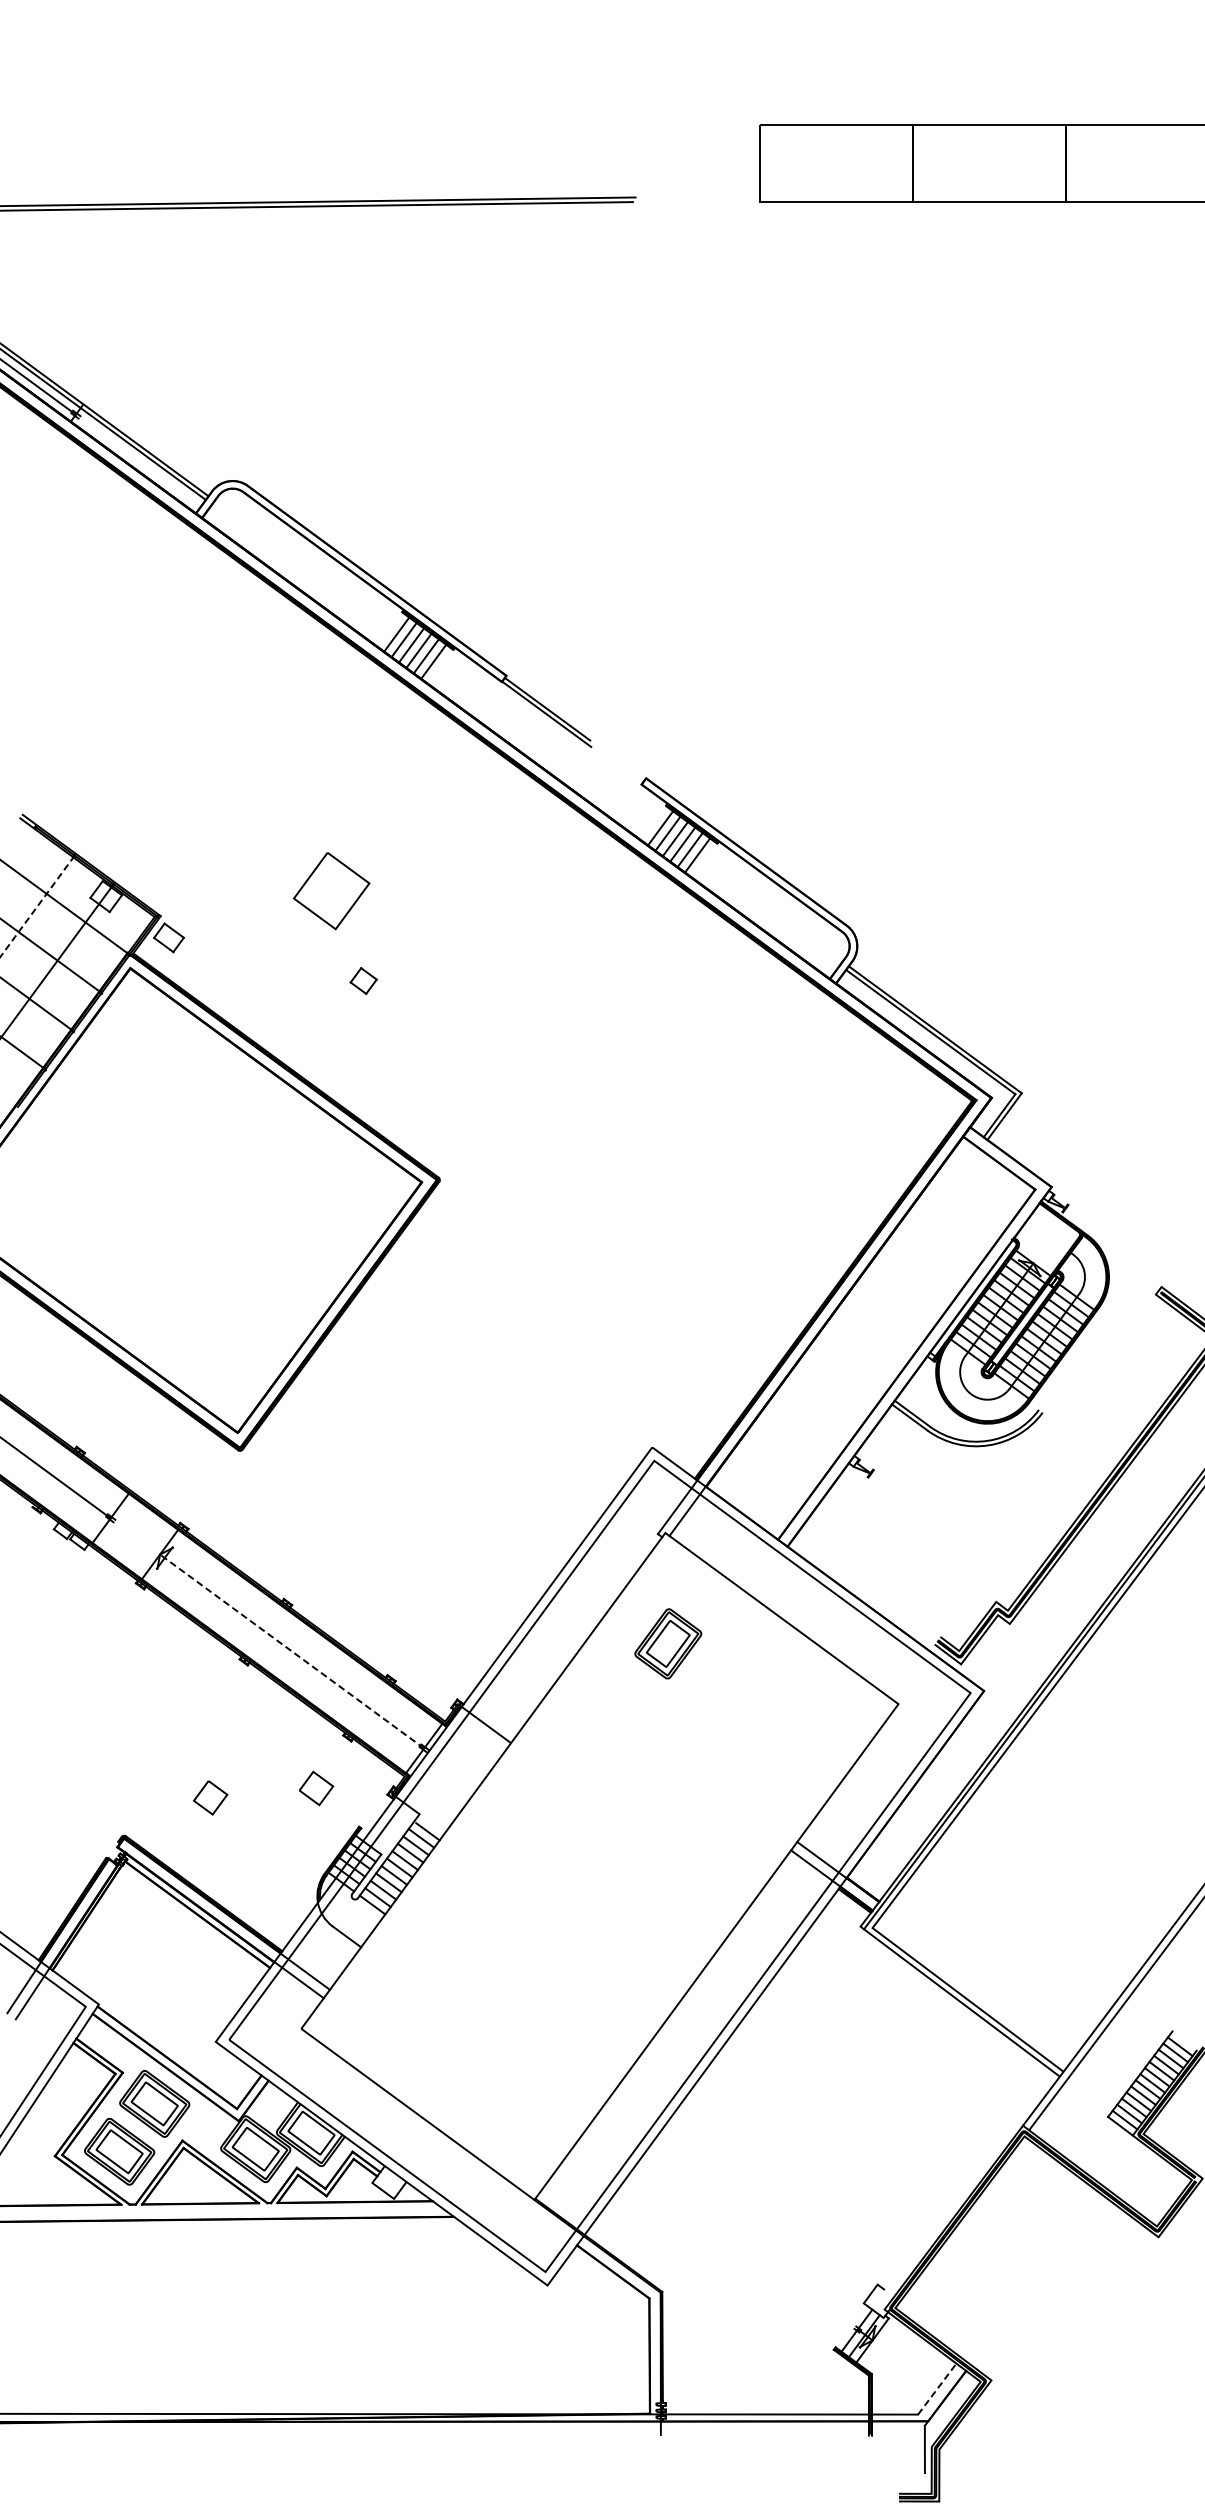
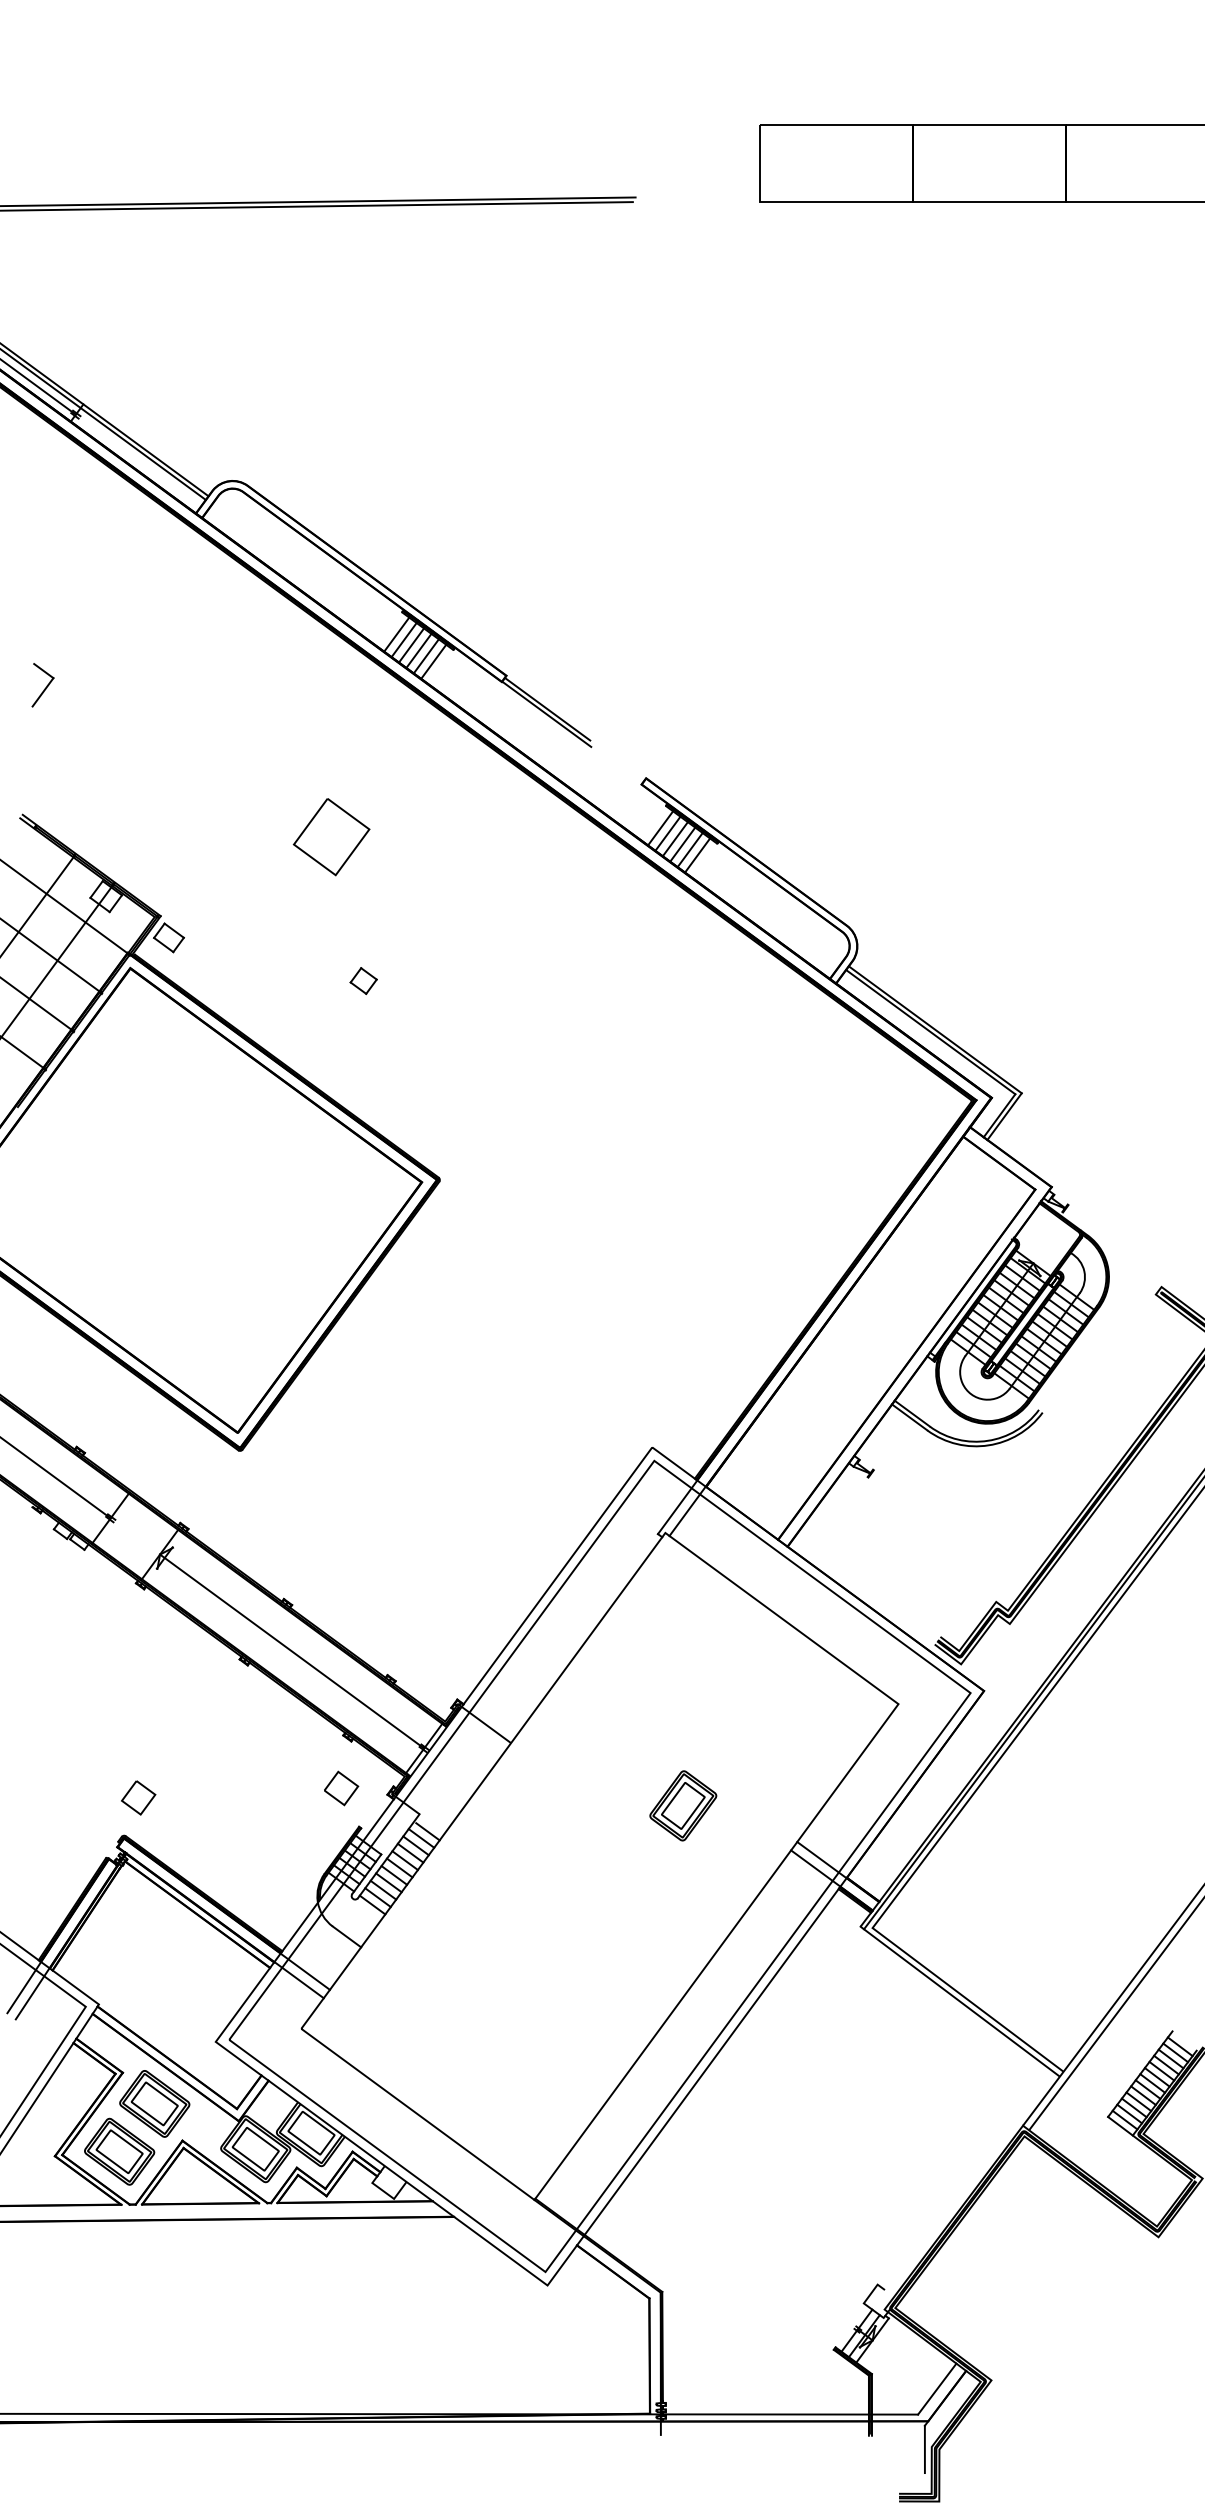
part: none -> present (42, 685)
part position: (331, 891) -> (331, 837) (331, 837)
line: dashed -> solid (37, 906)
part position: (668, 1643) -> (683, 1805) (683, 1805)
line: dashed -> solid (292, 1651)
part position: (316, 1788) -> (341, 1788) (341, 1788)
part position: (210, 1797) -> (138, 1797) (138, 1797)
line: dashed -> solid (937, 2389)
